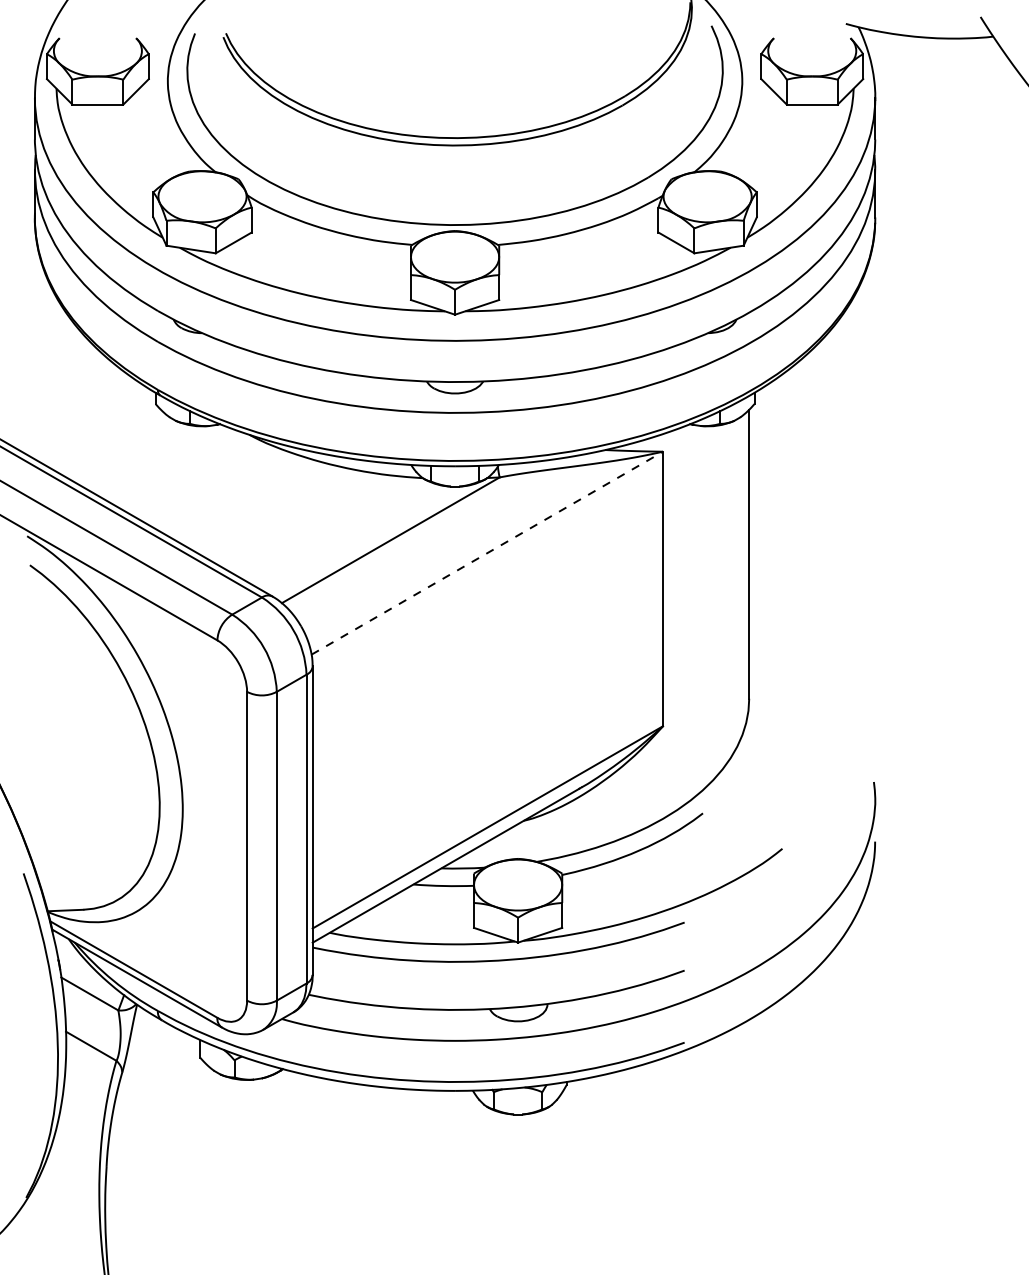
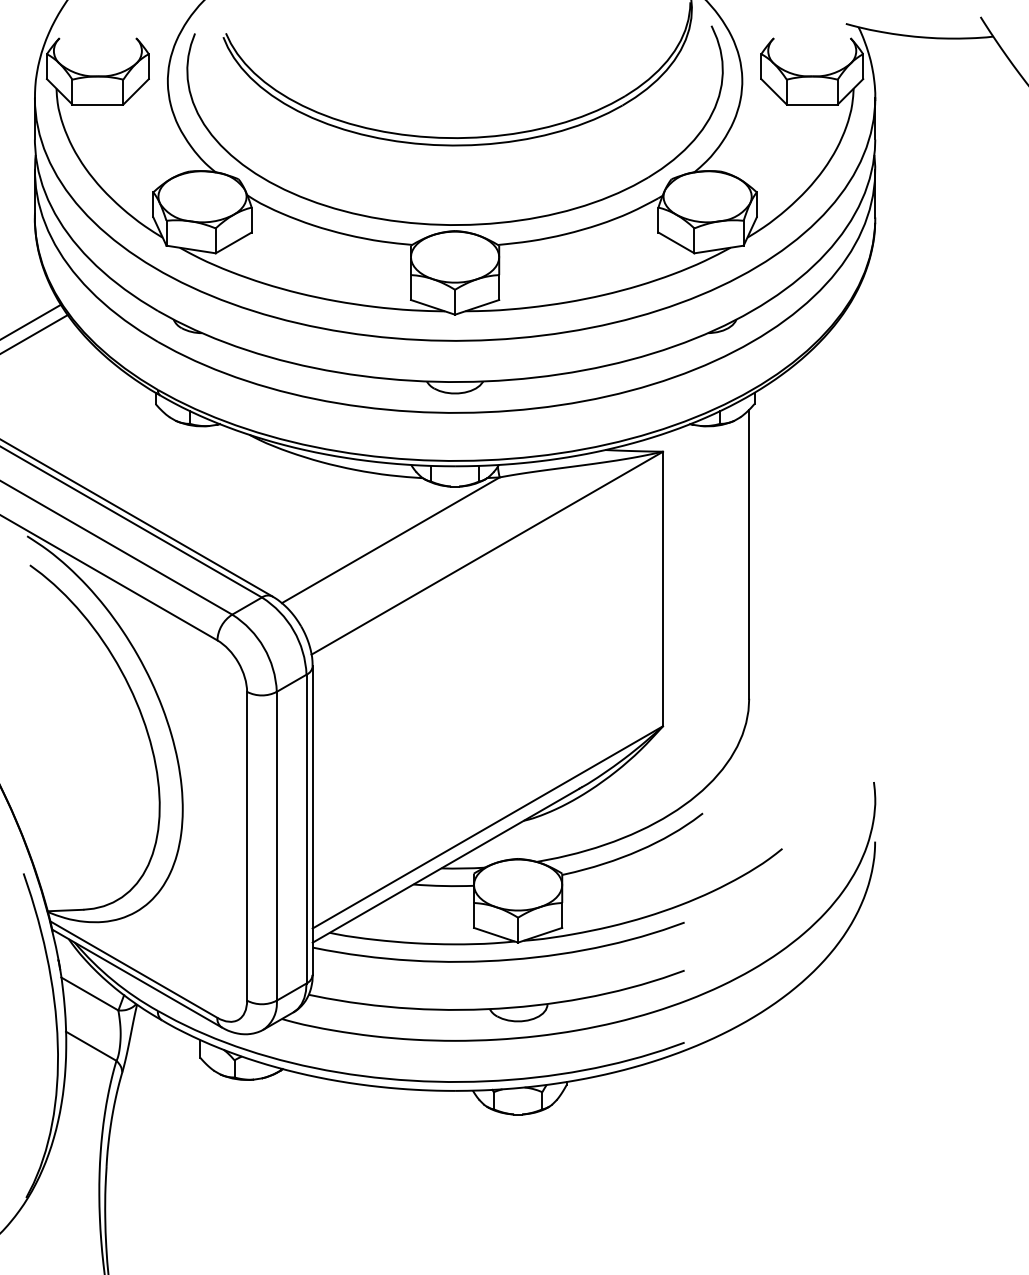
line: none -> present (31, 321)
line: none -> present (34, 333)
line: dashed -> solid (487, 553)
